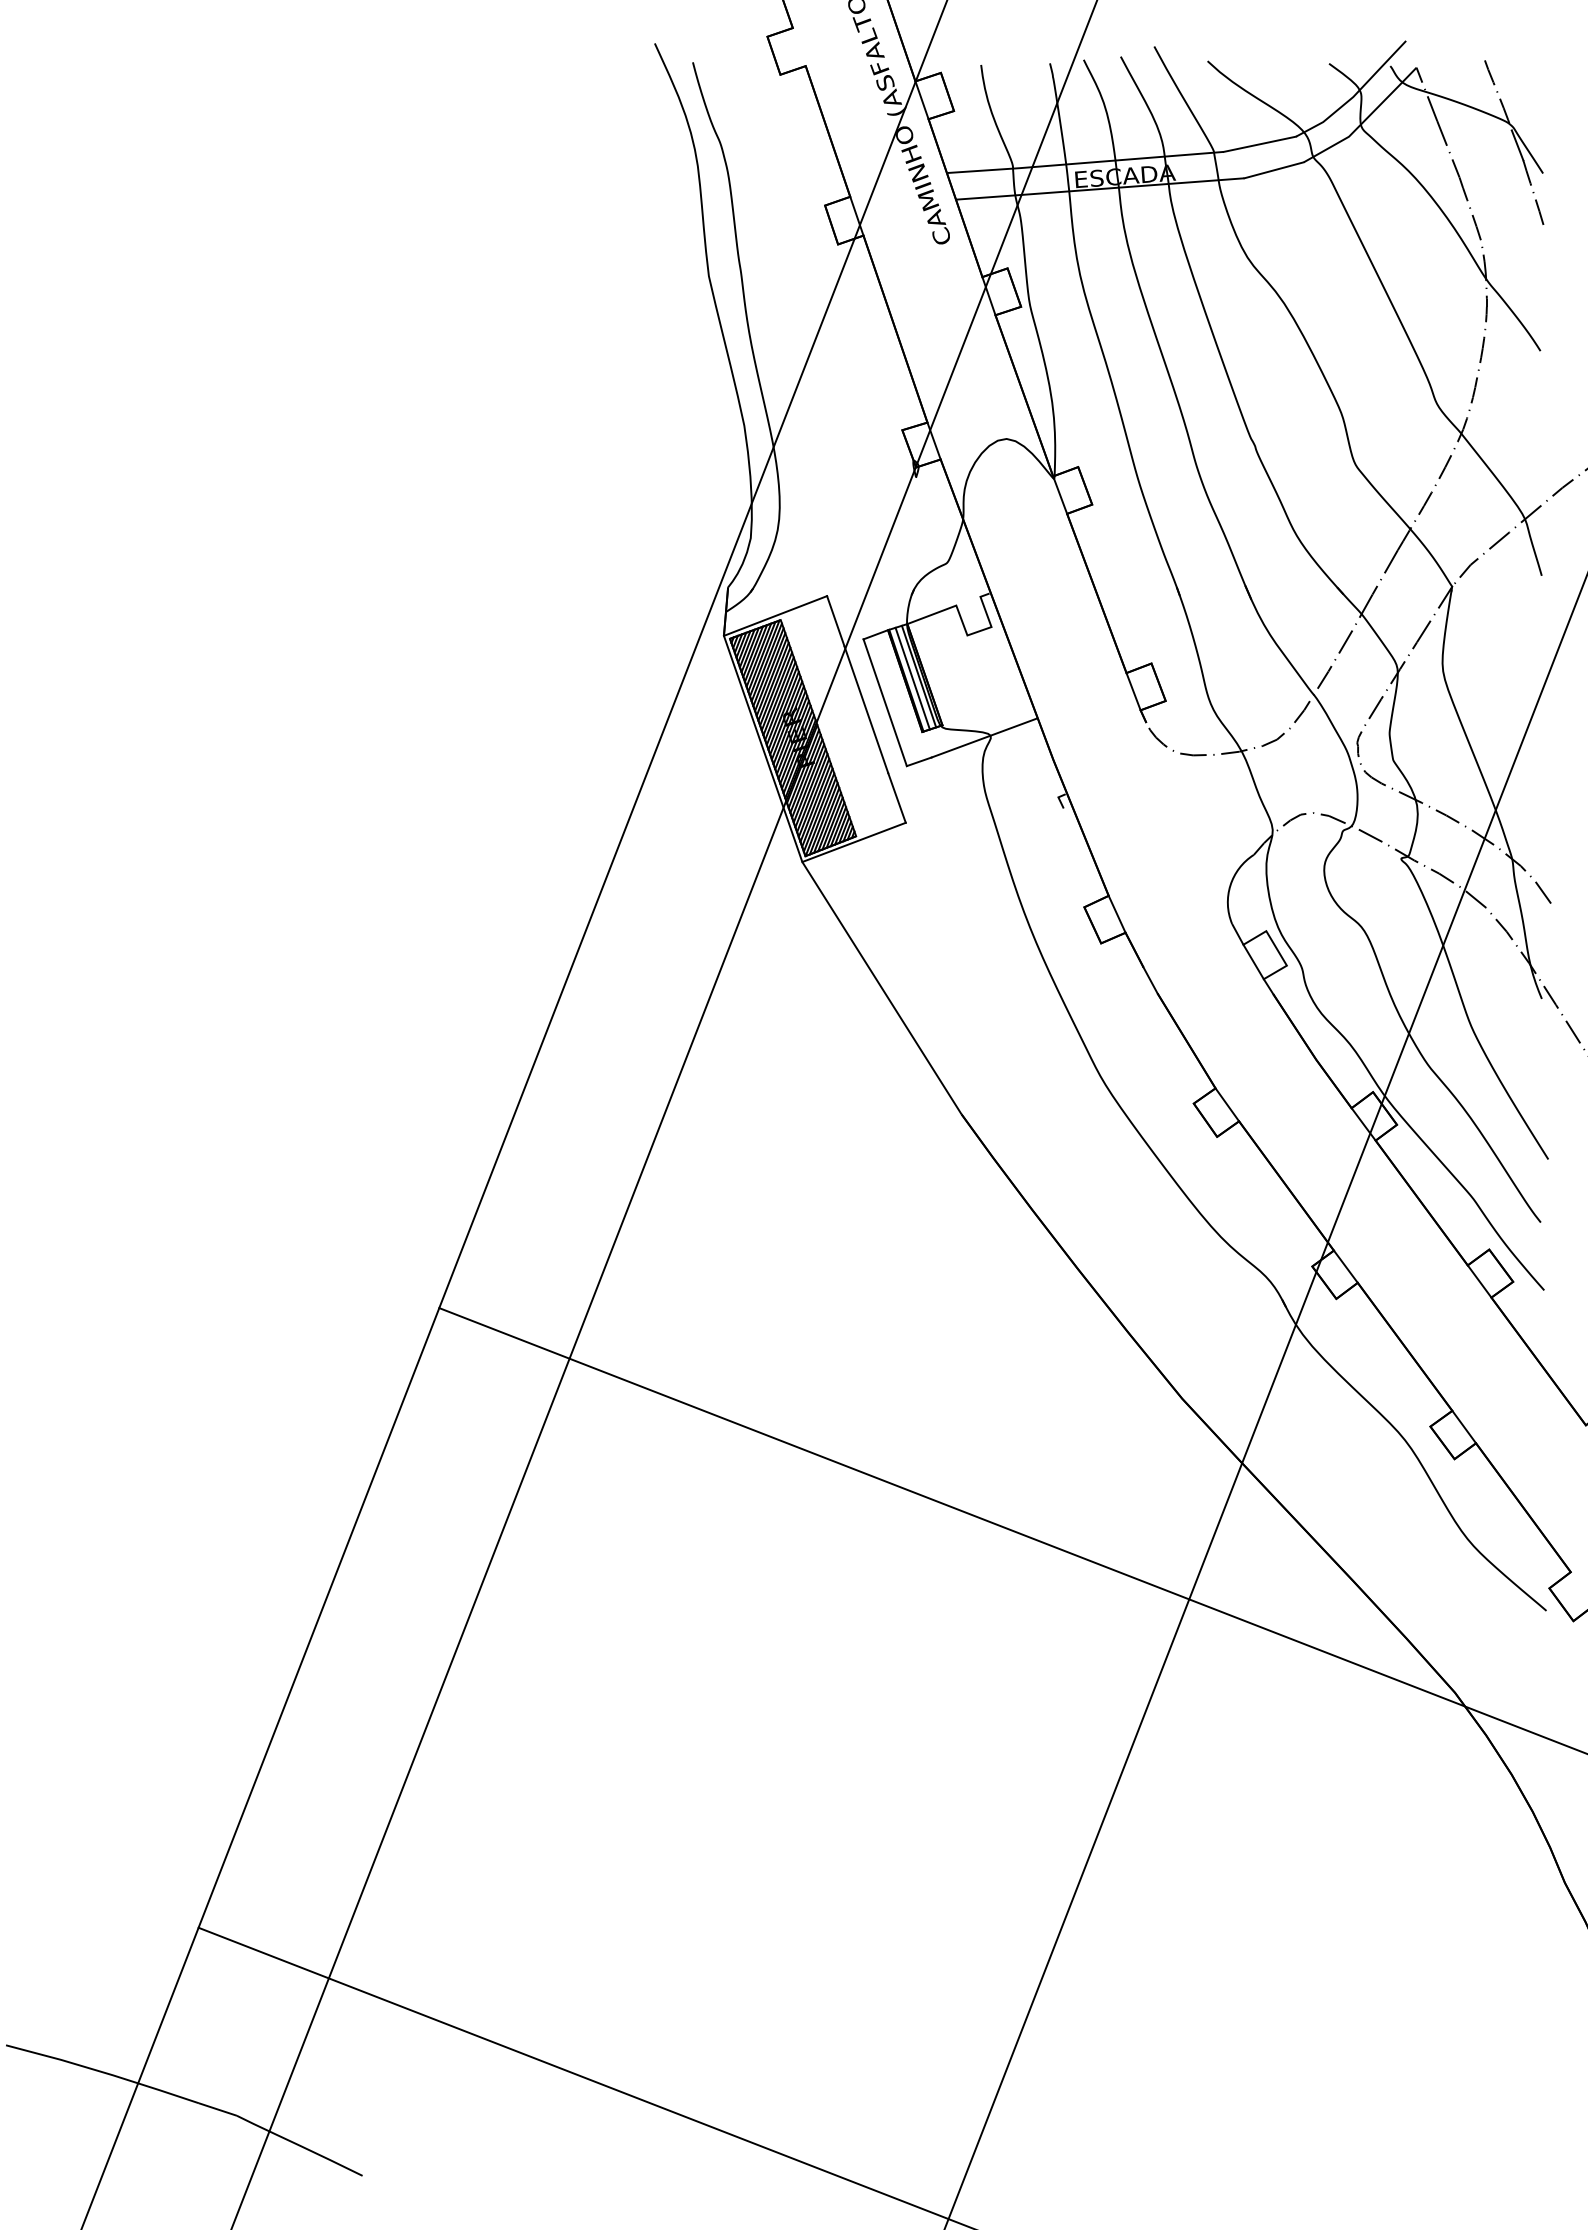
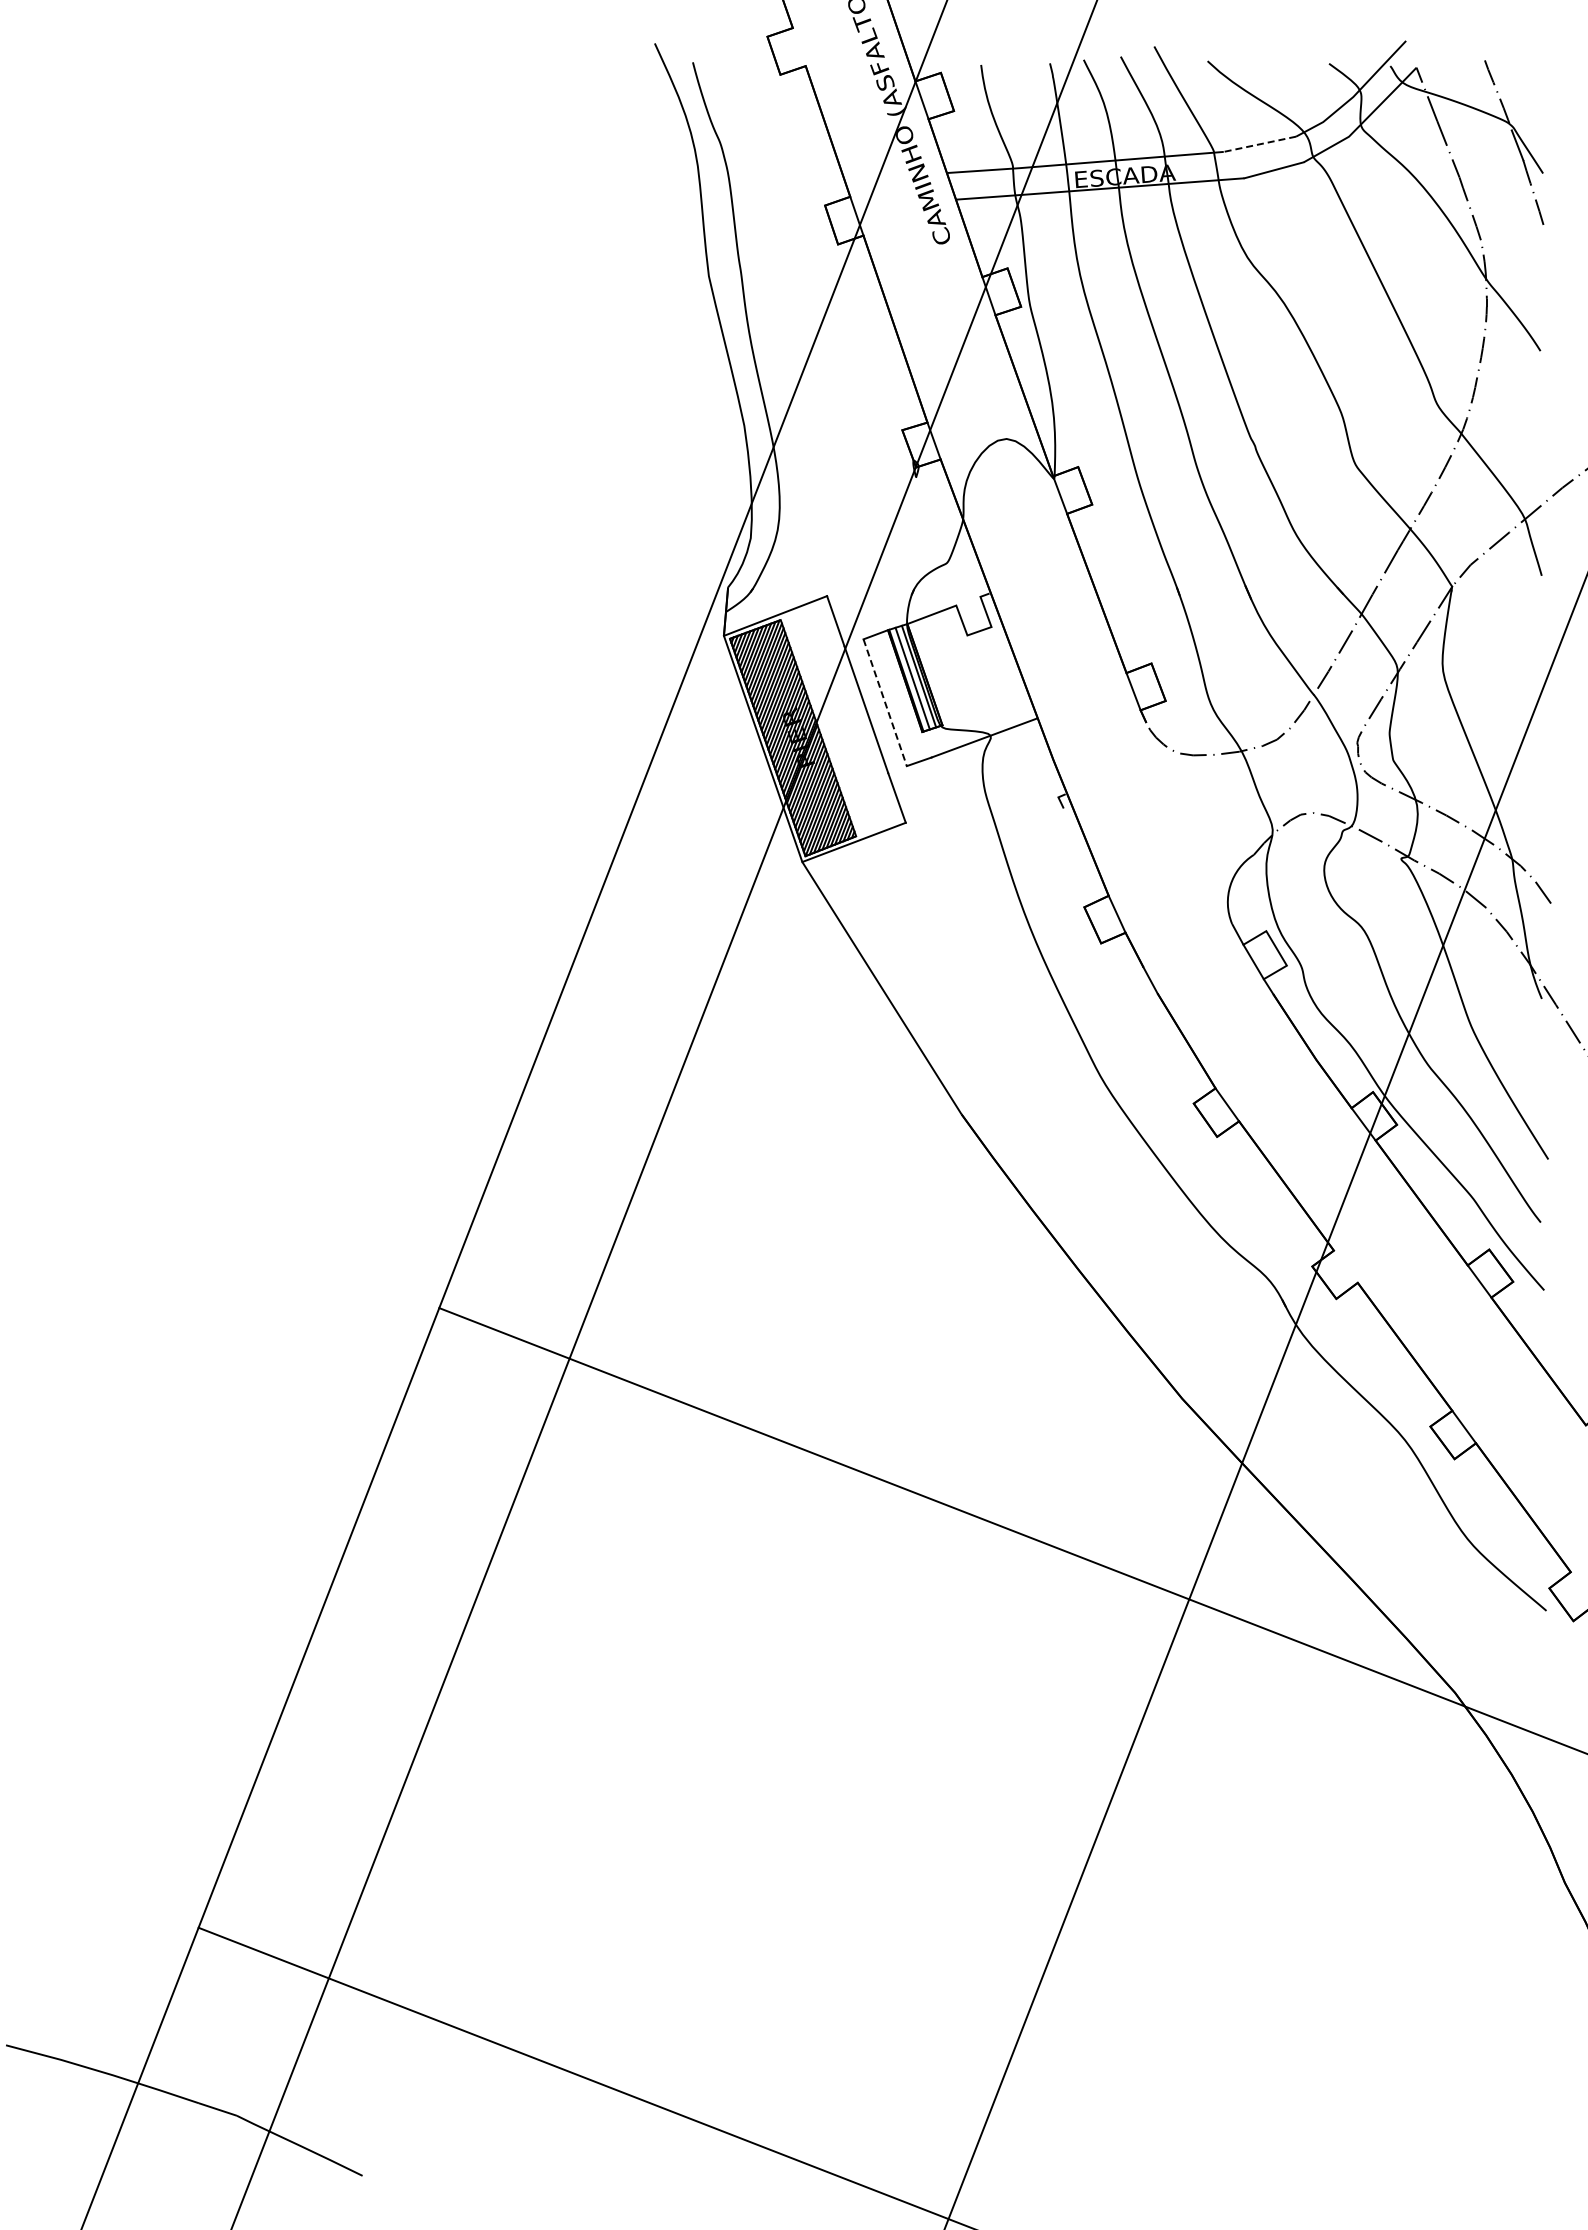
line: solid -> dashed (1259, 144)
line: solid -> dashed (885, 702)
line: present -> none (1345, 1266)
